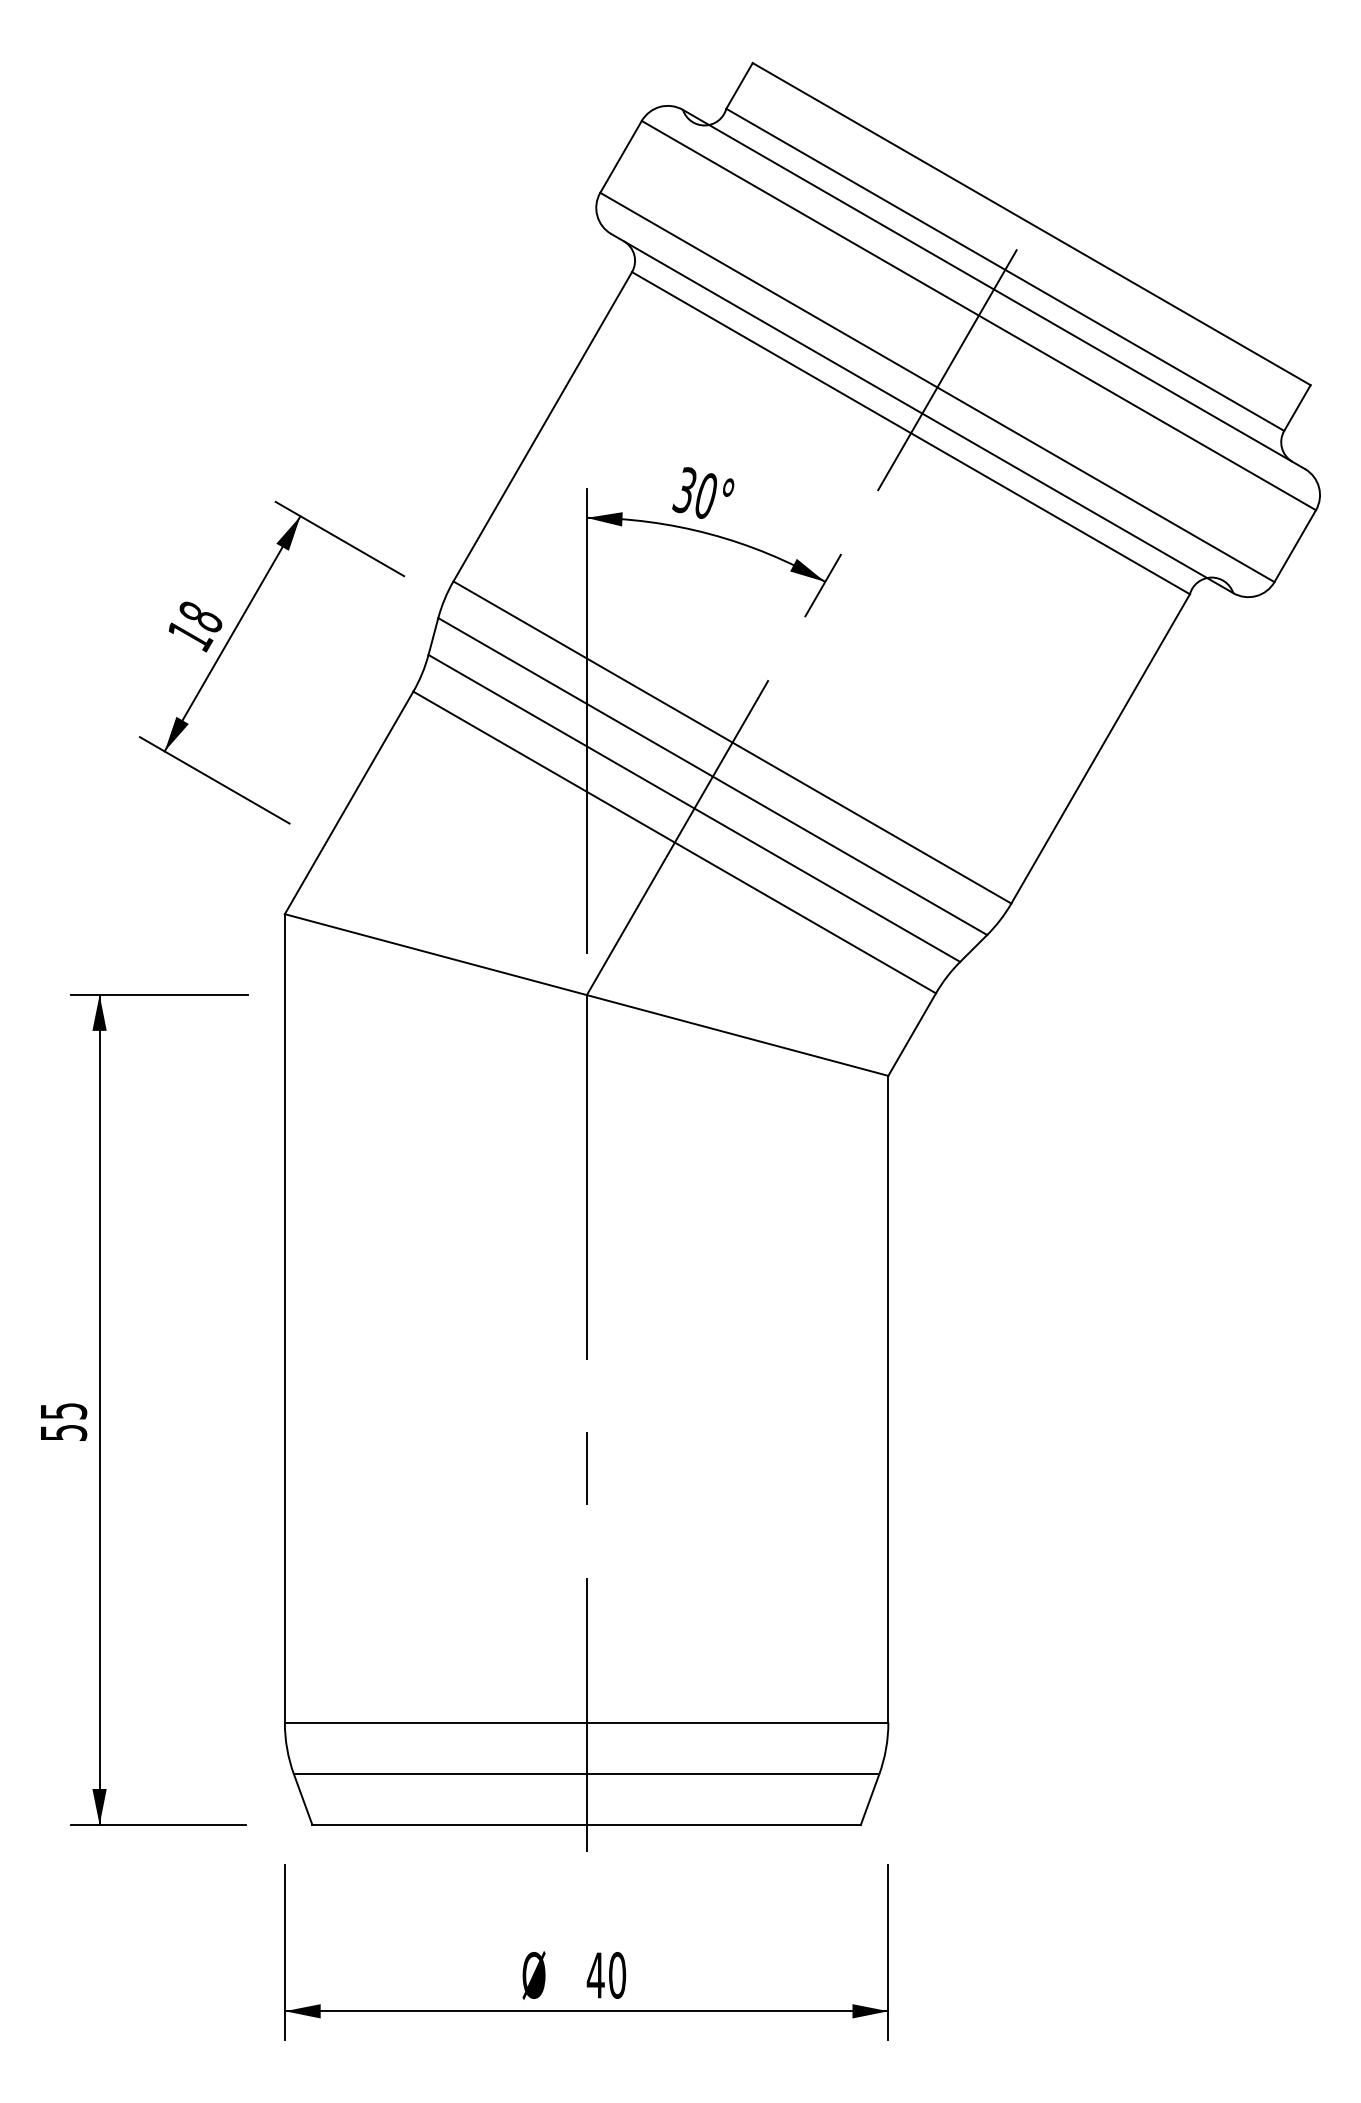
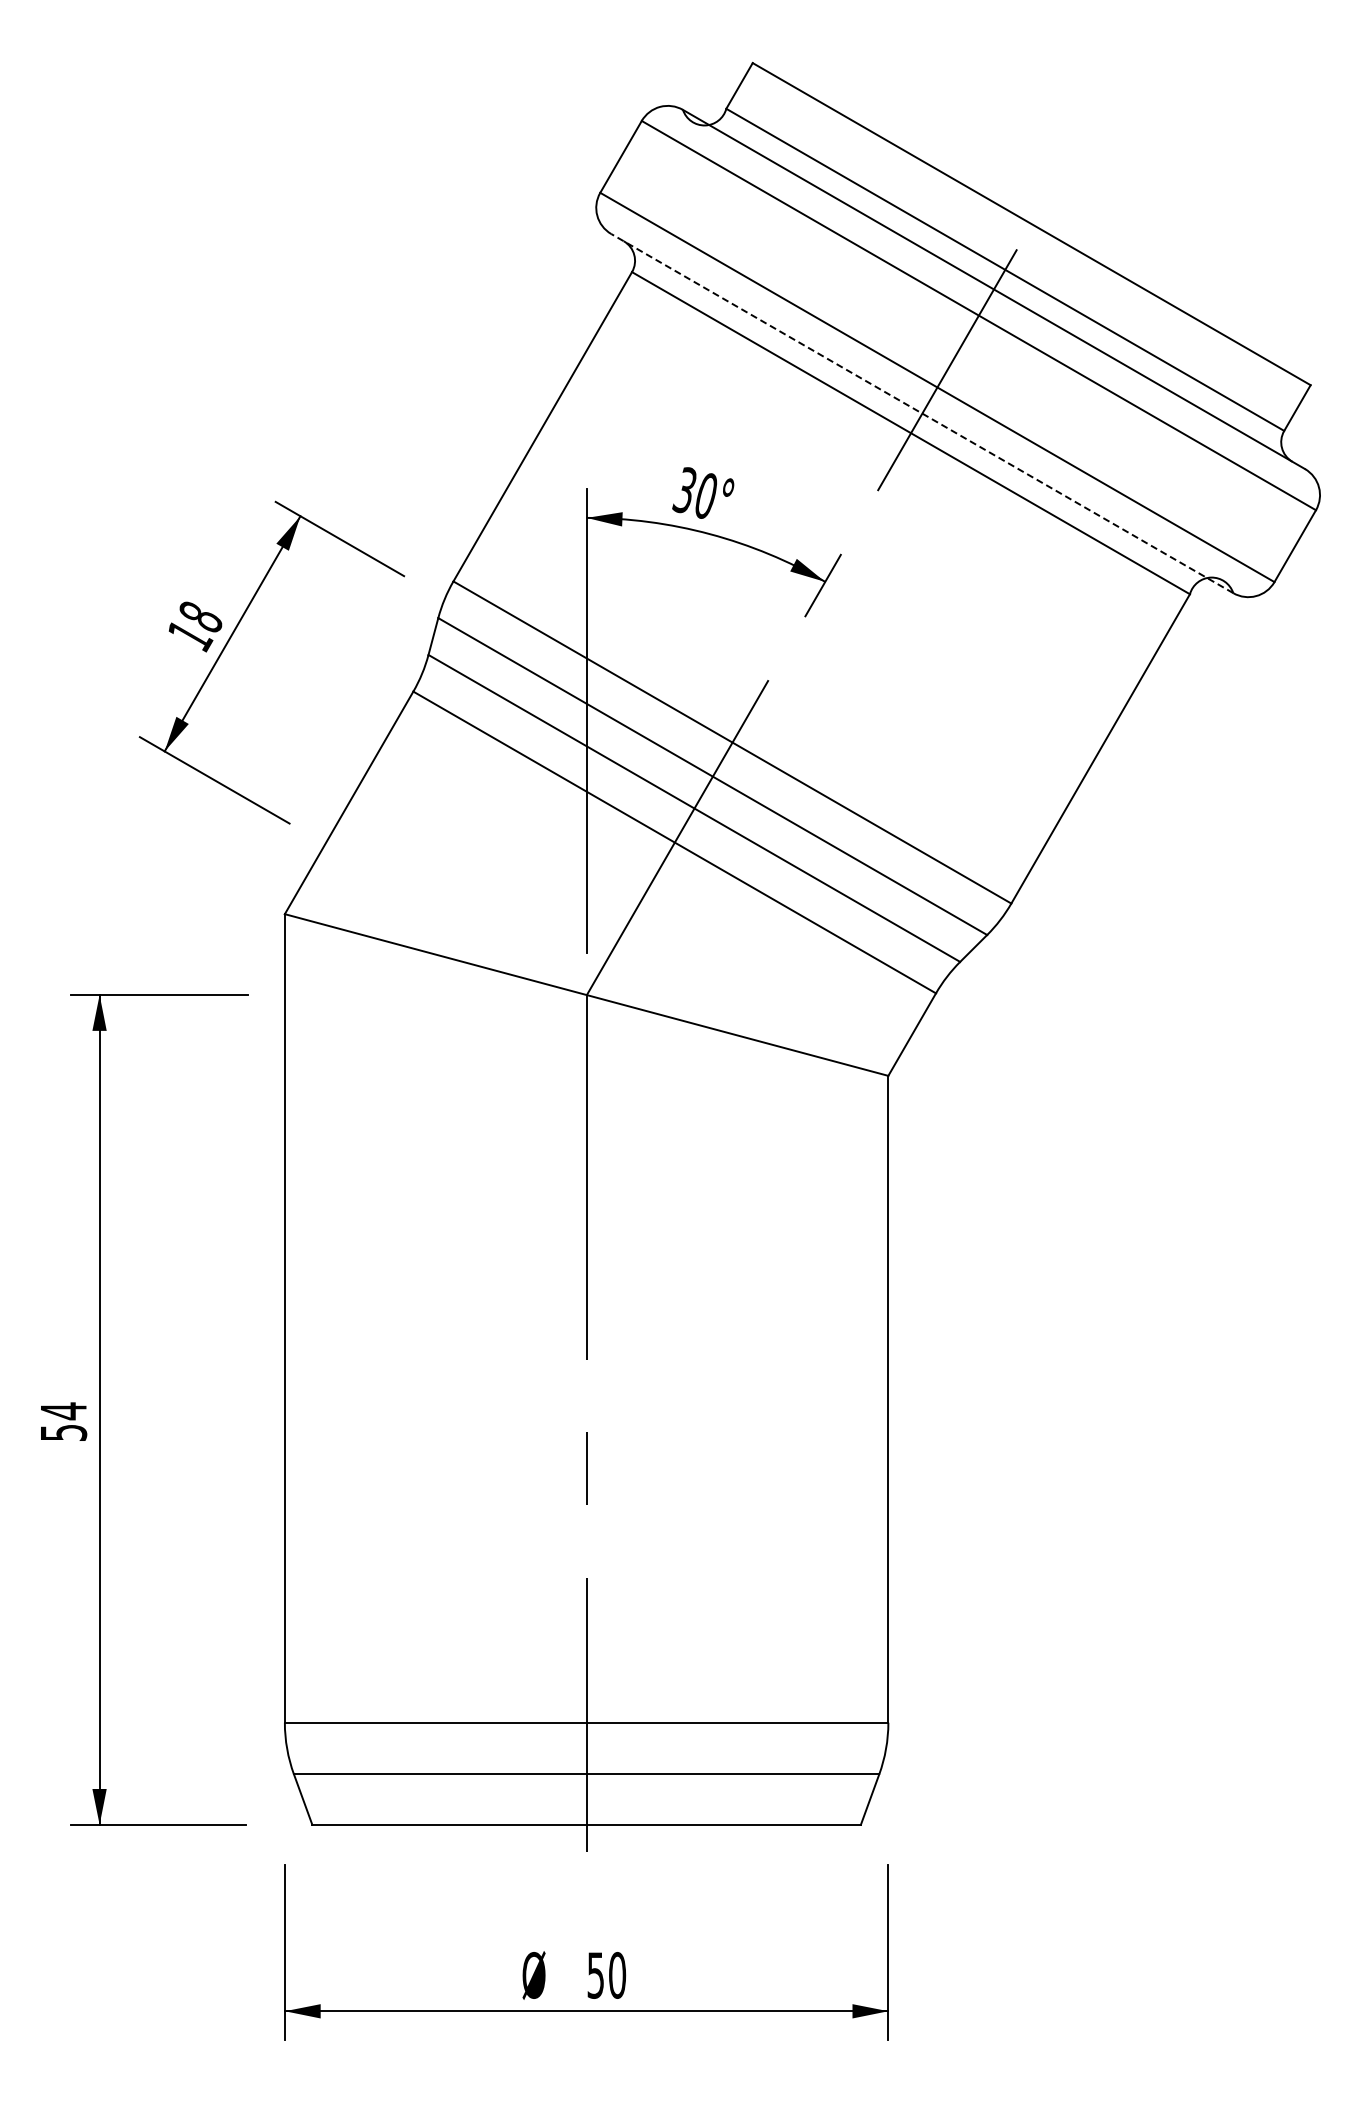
line: solid -> dashed (921, 413)
text: 55 -> 54 (64, 1411)
text: 40 -> 50 (595, 1975)
